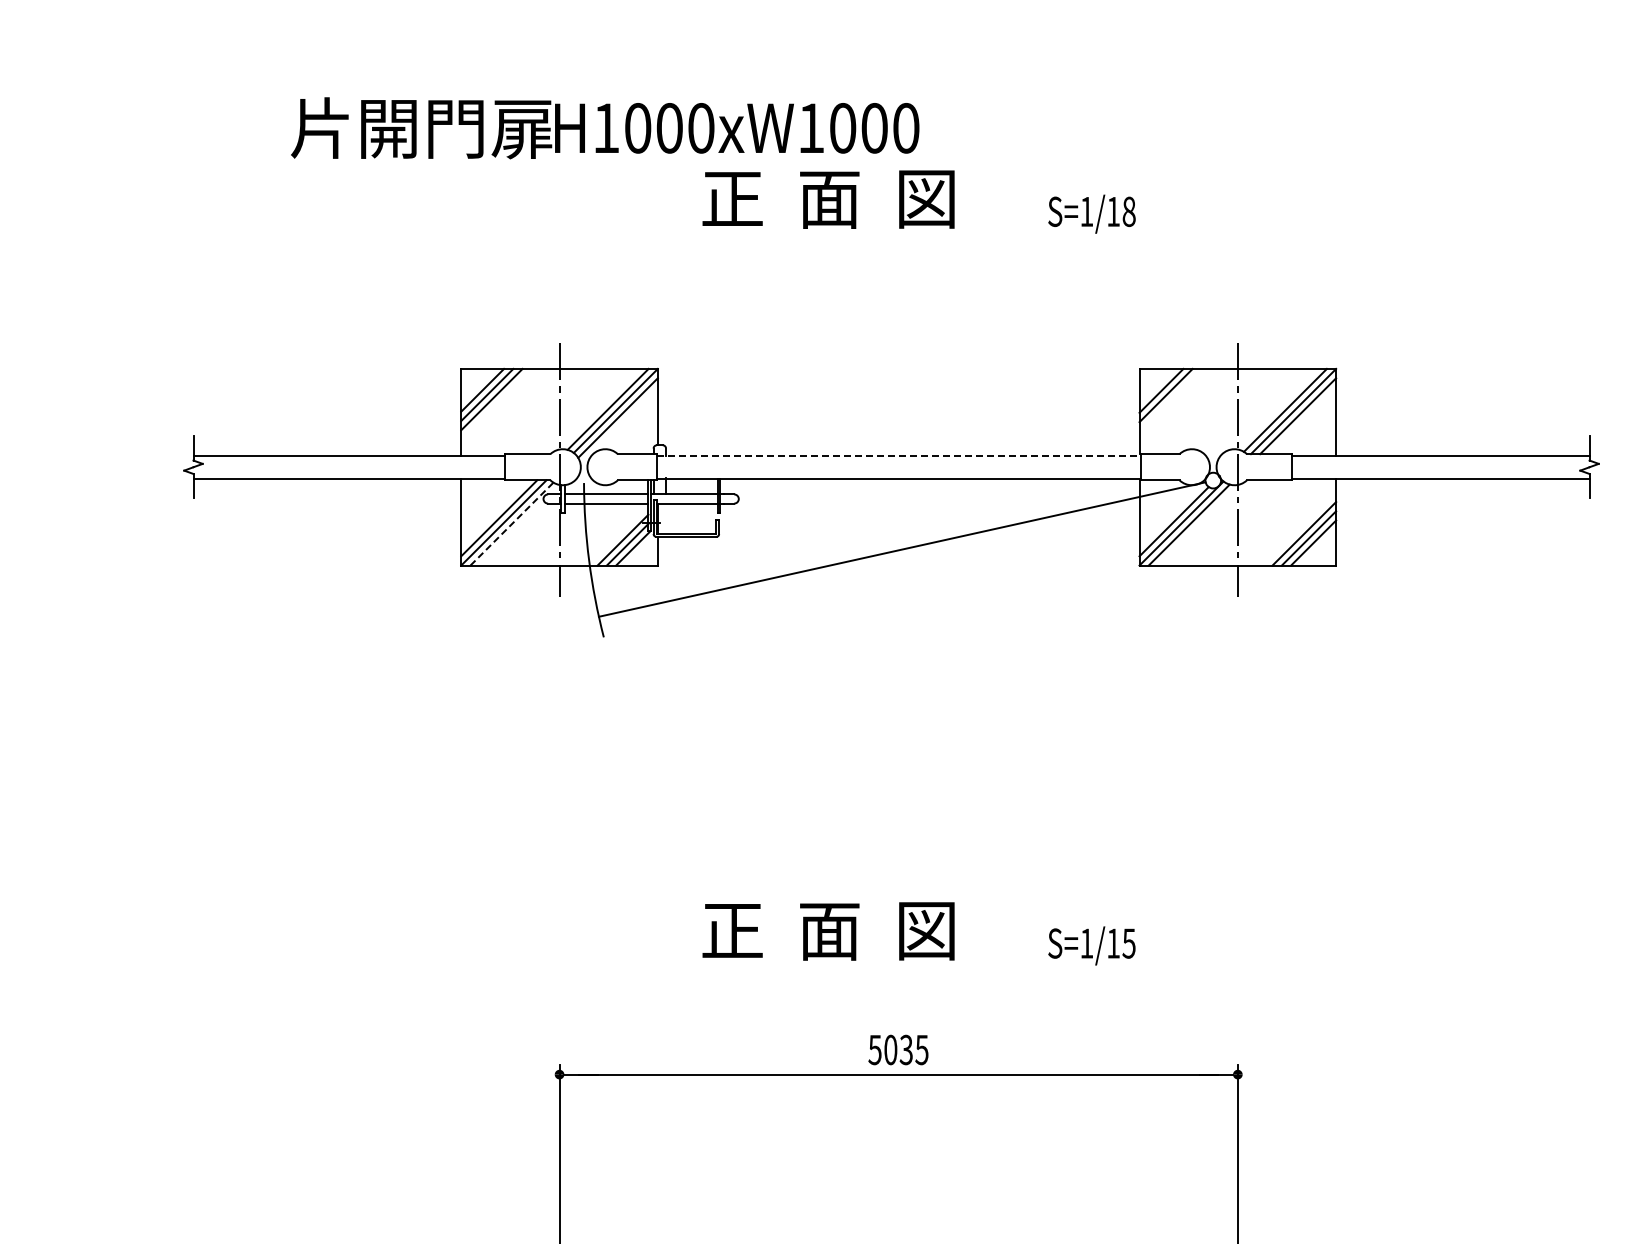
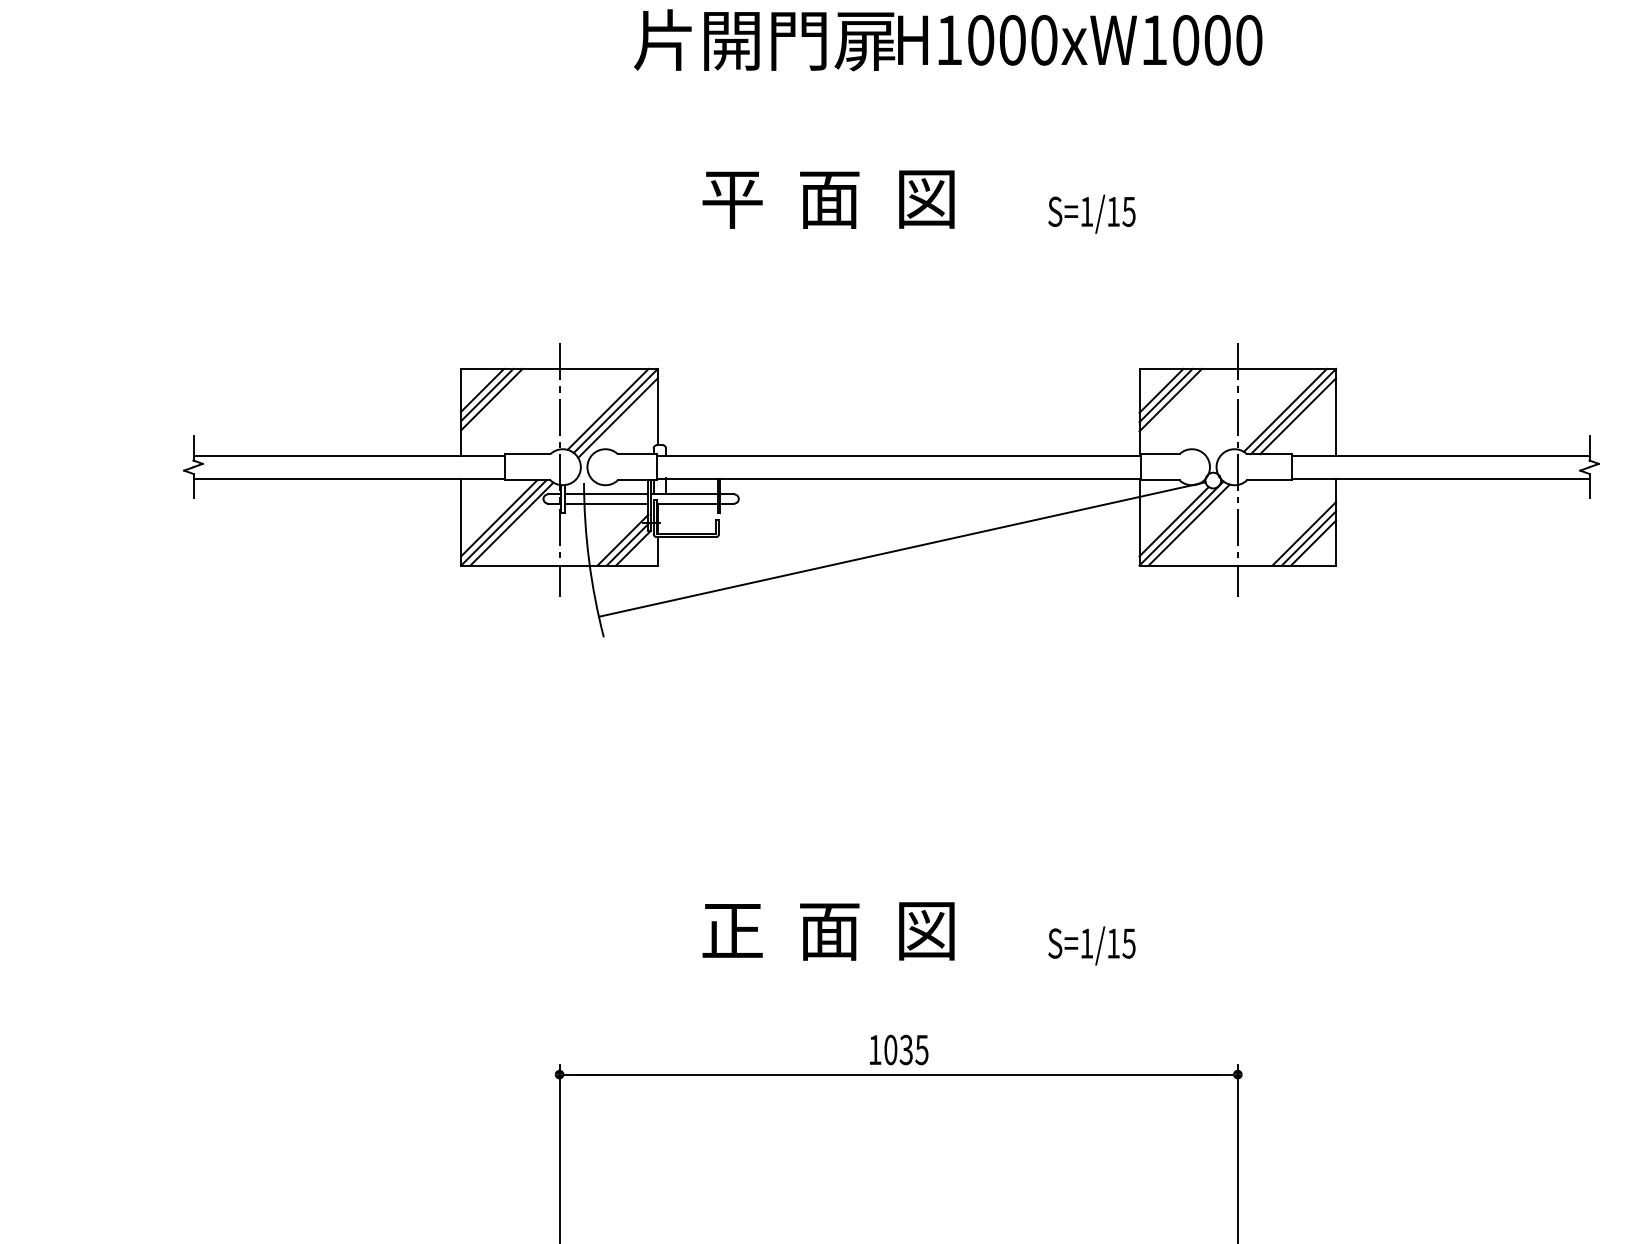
text position: (605, 128) -> (948, 40) (948, 40)
text: 正  面  図 -> 平  面  図 (732, 199)
text: S=1/18 -> S=1/15 (1128, 211)
line: none -> present (1170, 399)
line: dashed -> solid (899, 455)
line: dashed -> solid (512, 524)
text: 5035 -> 1035 (874, 1050)
